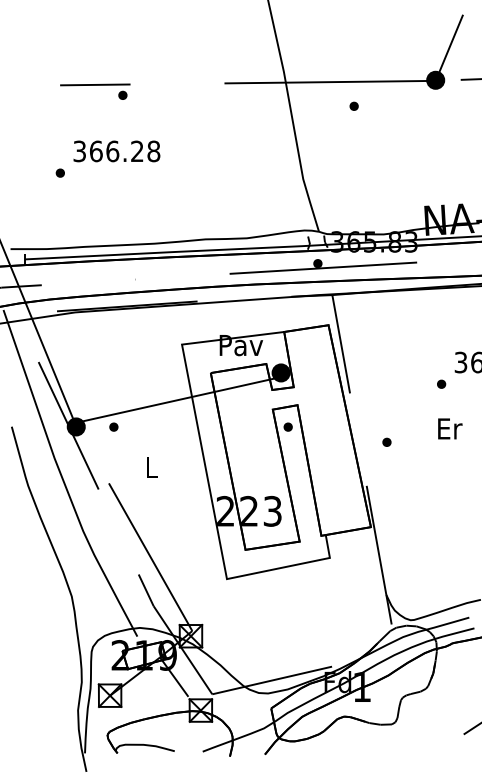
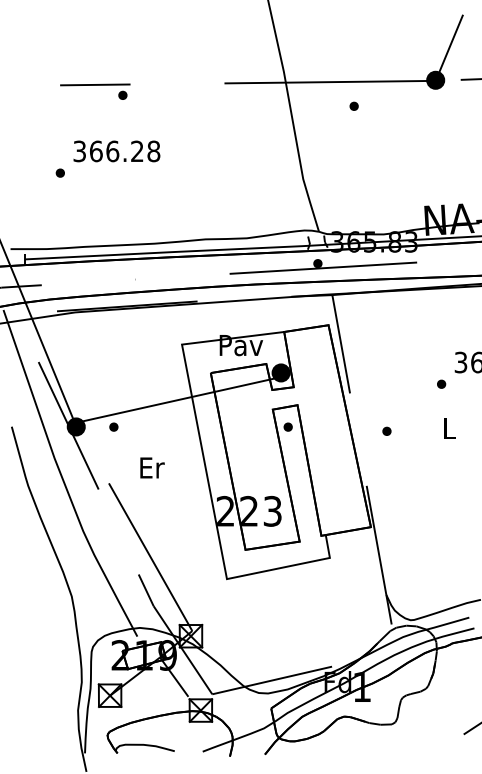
text: Er -> L (450, 428)
part position: (386, 441) -> (386, 430) (386, 430)
text: L -> Er (152, 467)
